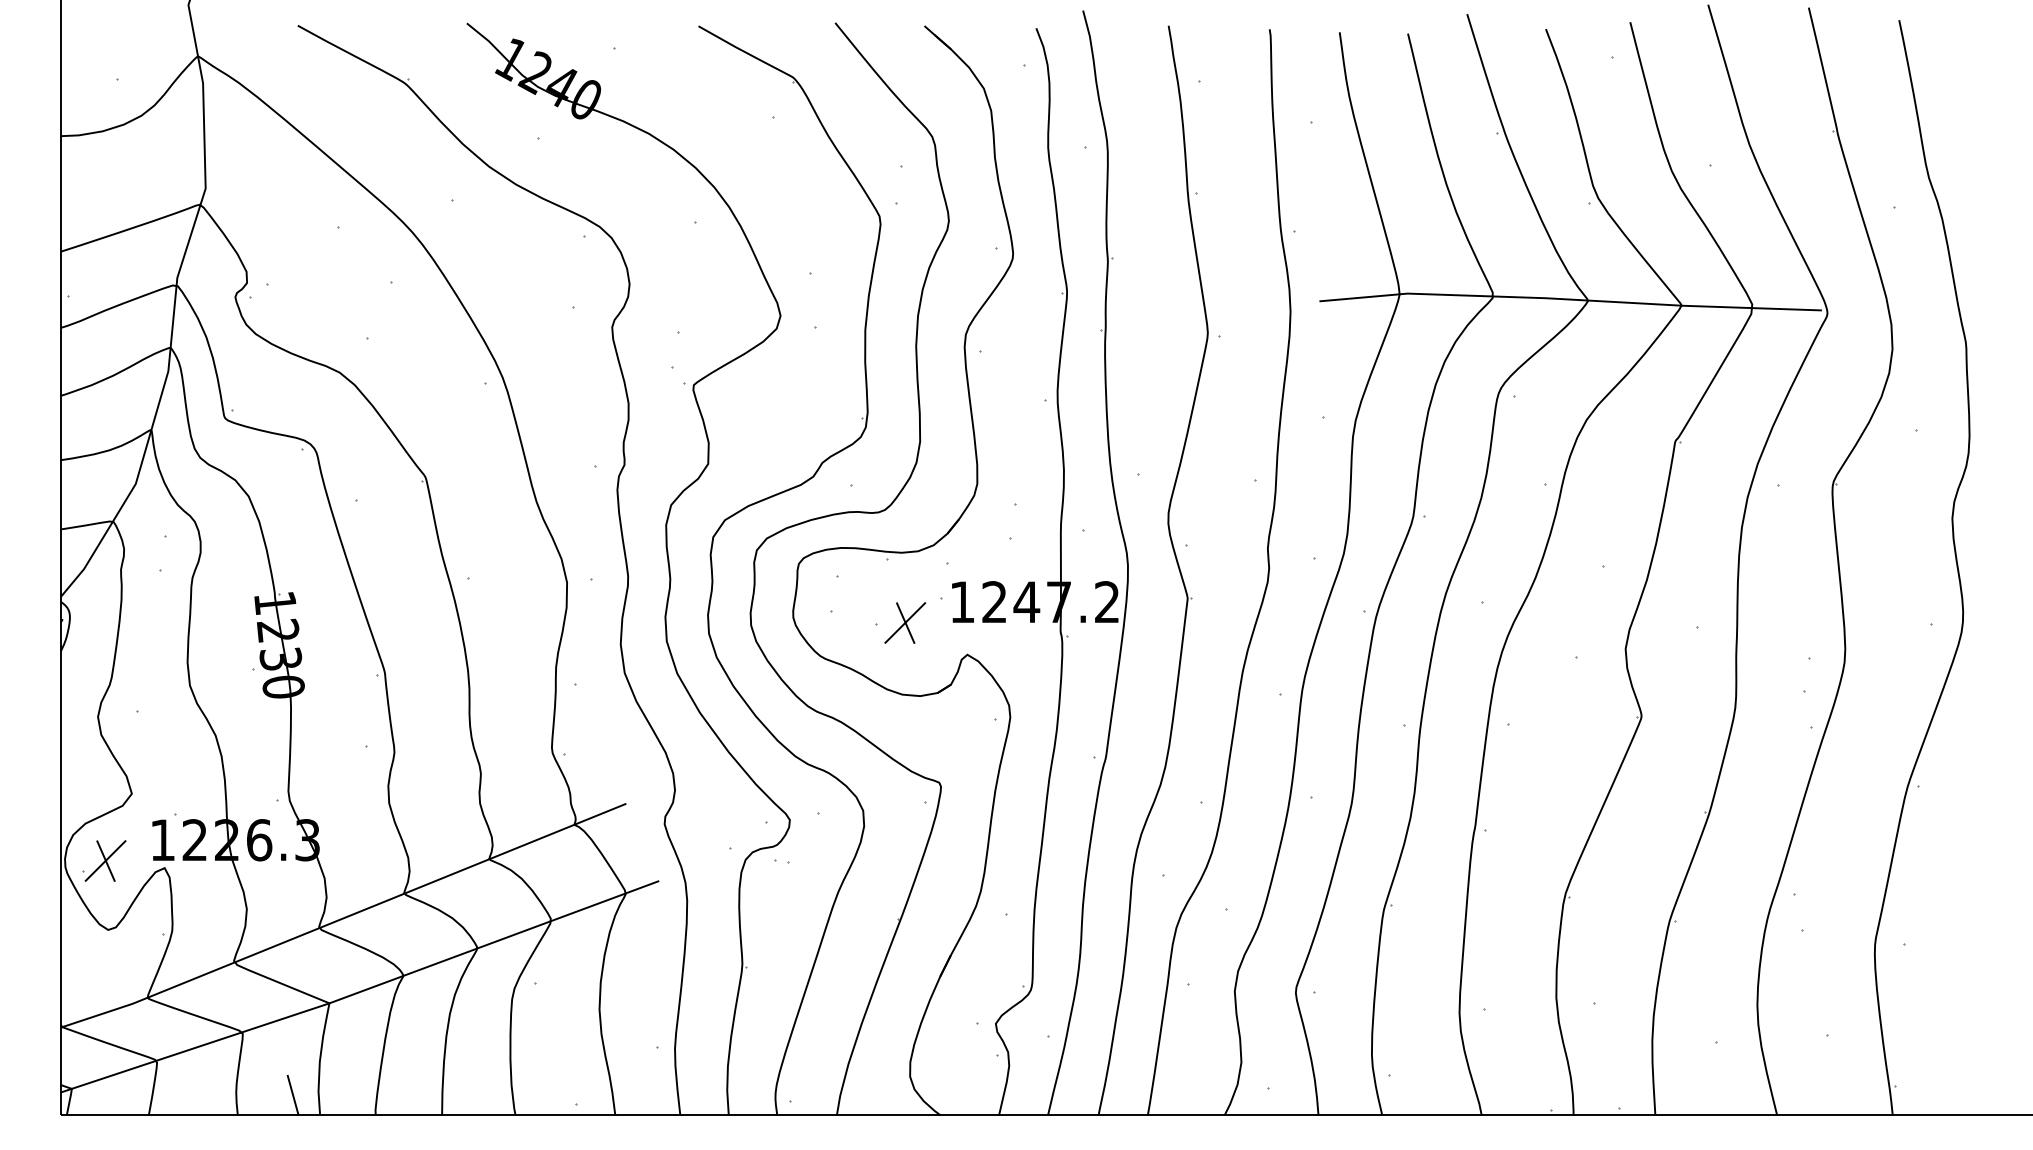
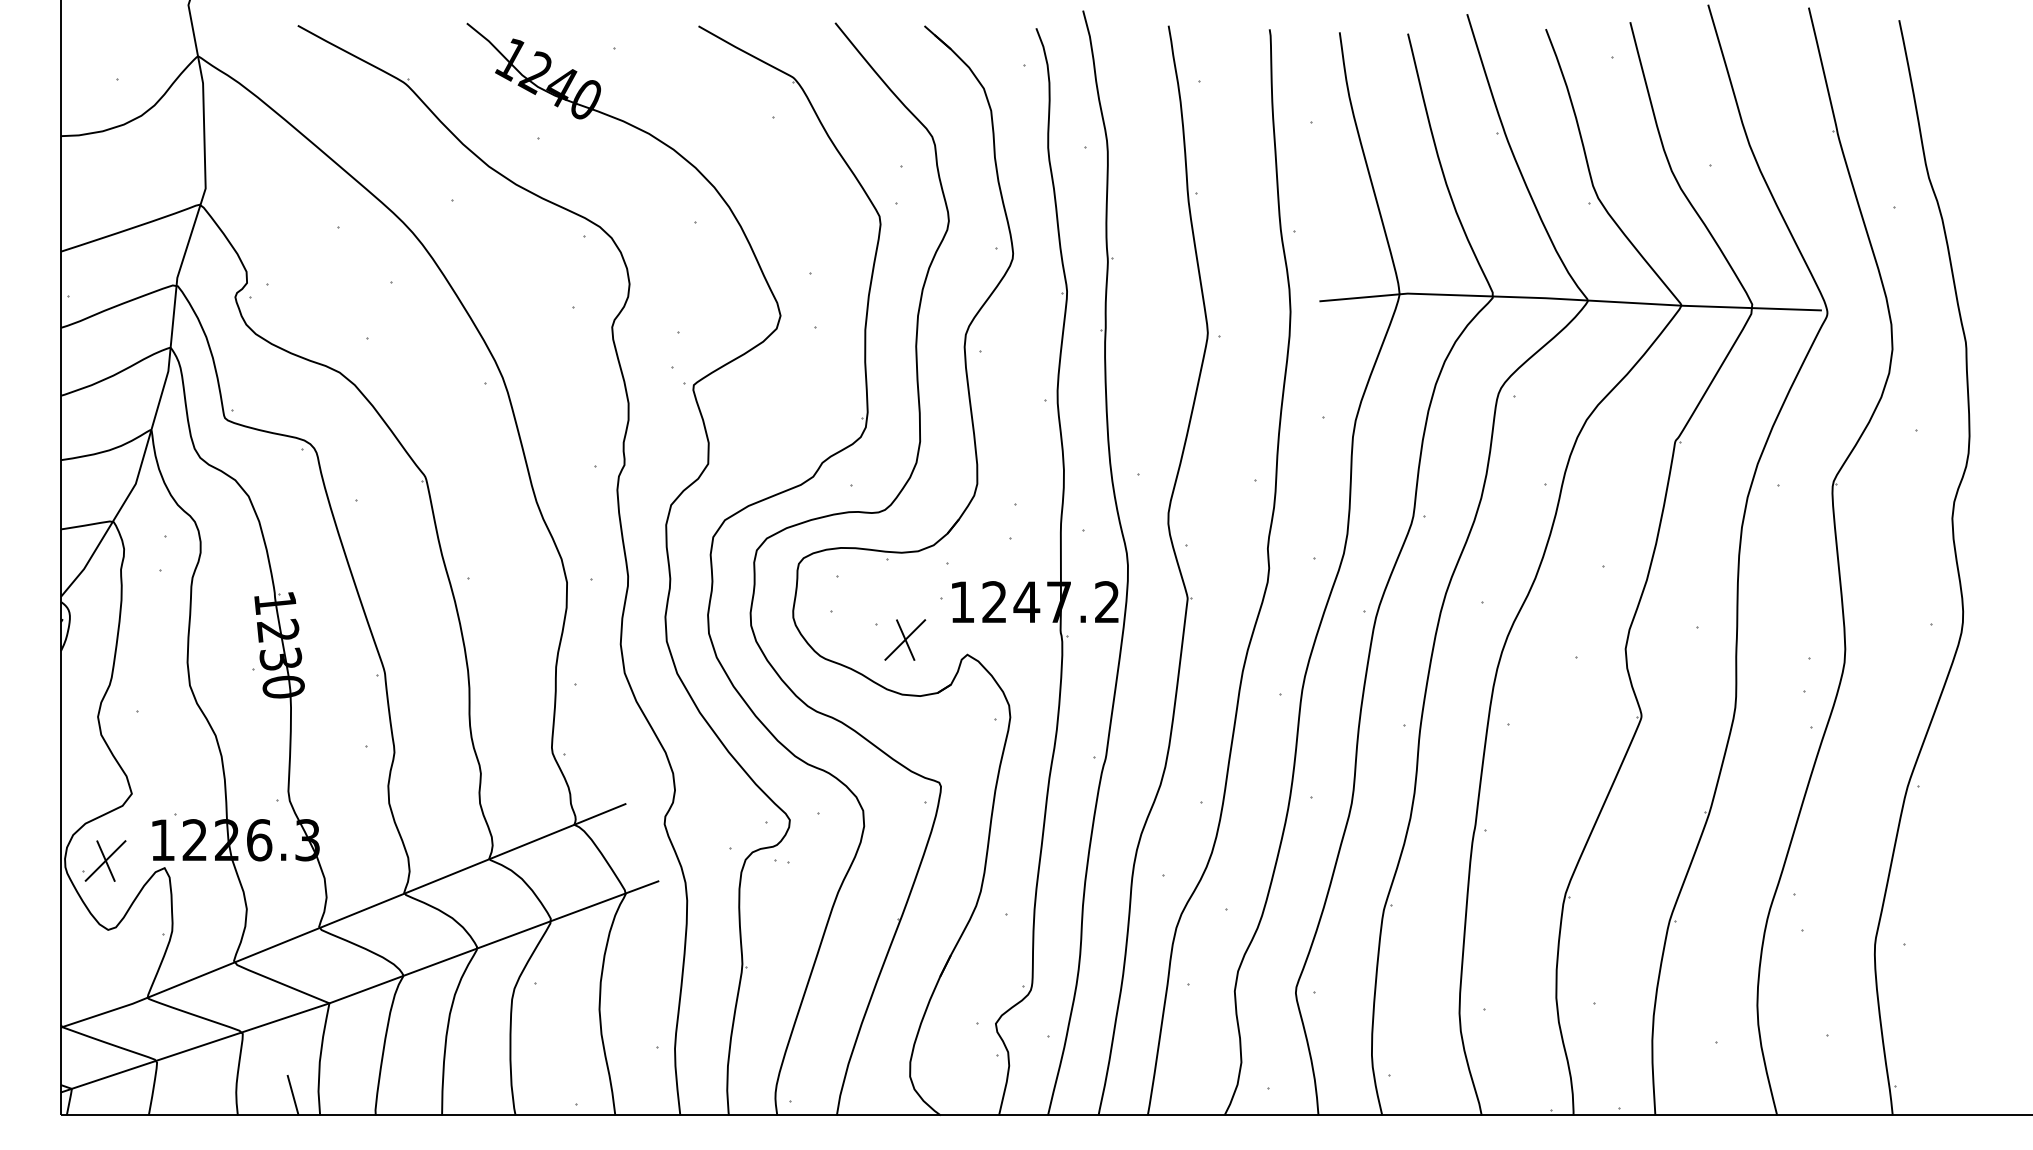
part position: (905, 622) -> (905, 639) (905, 639)
